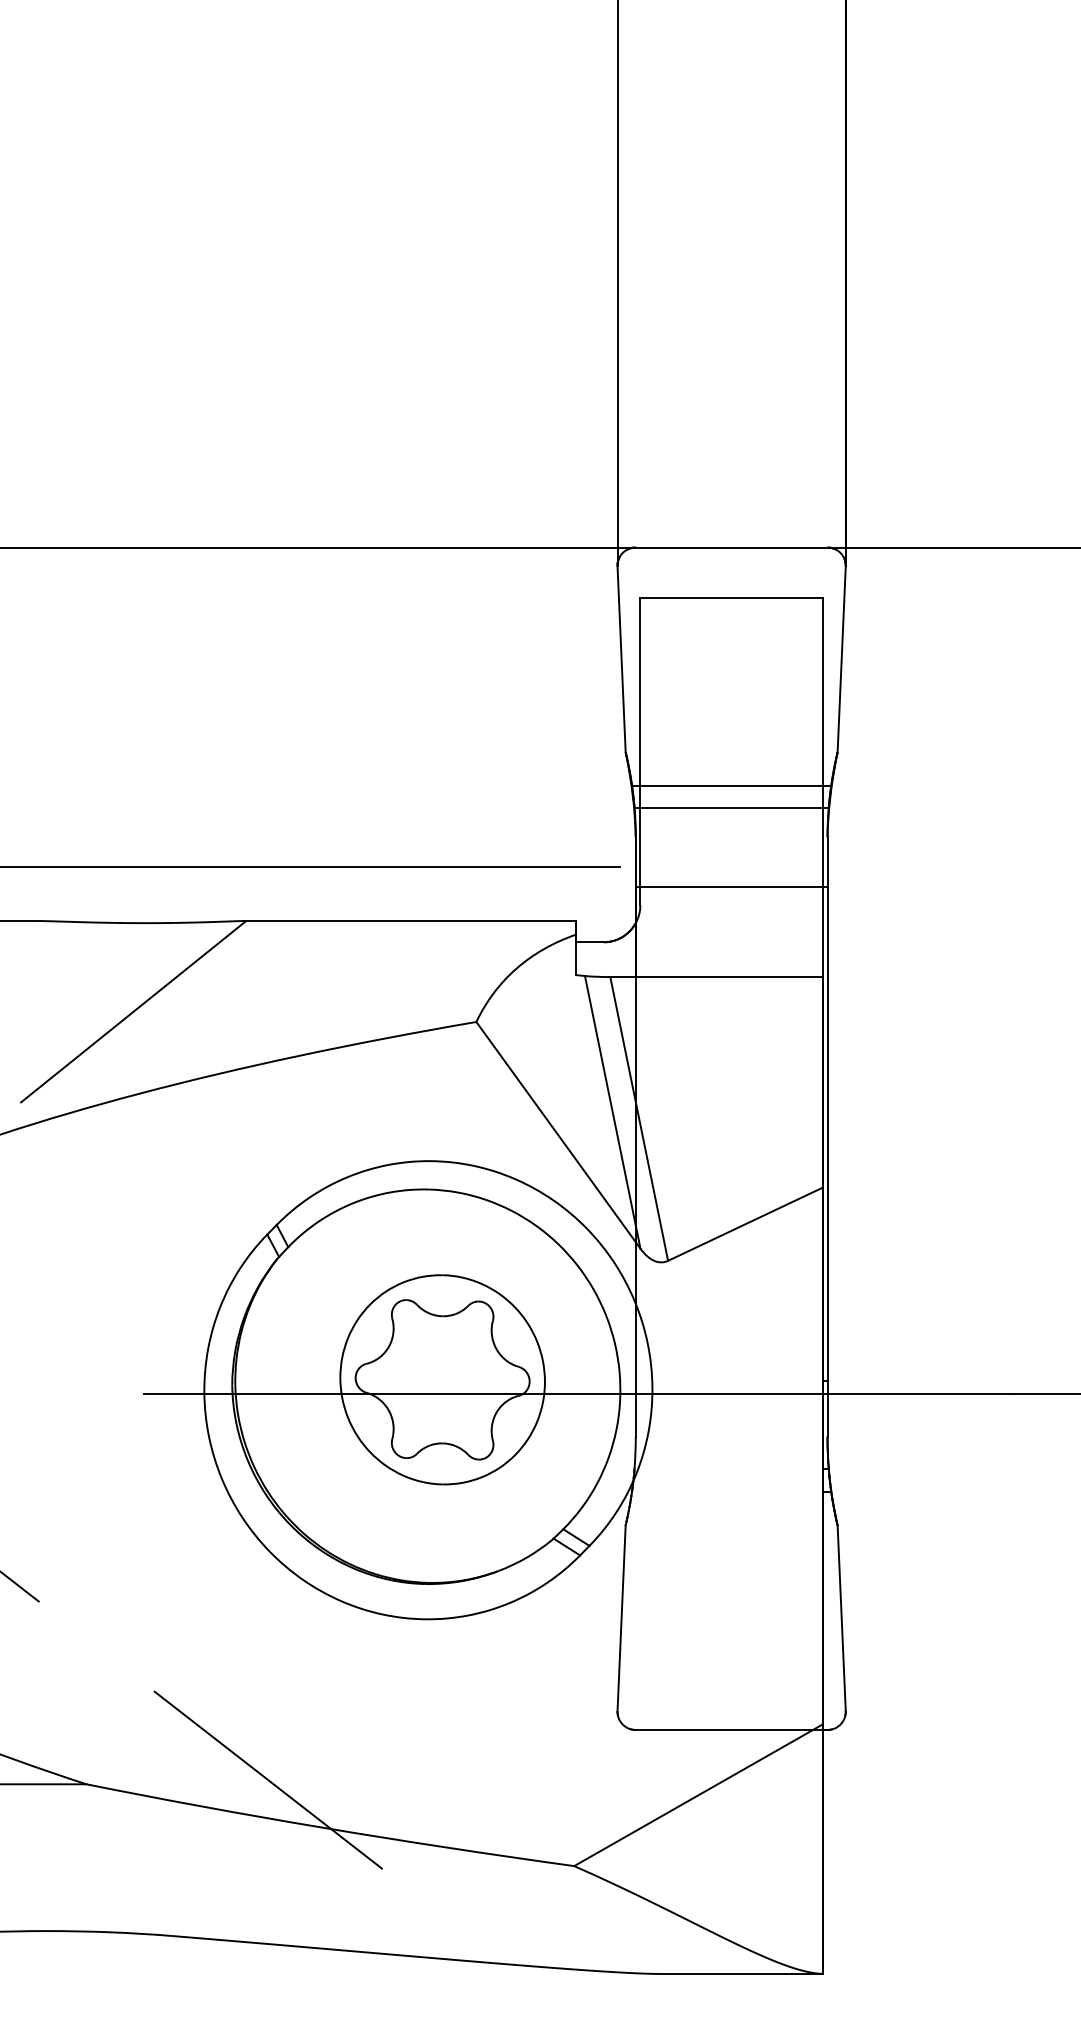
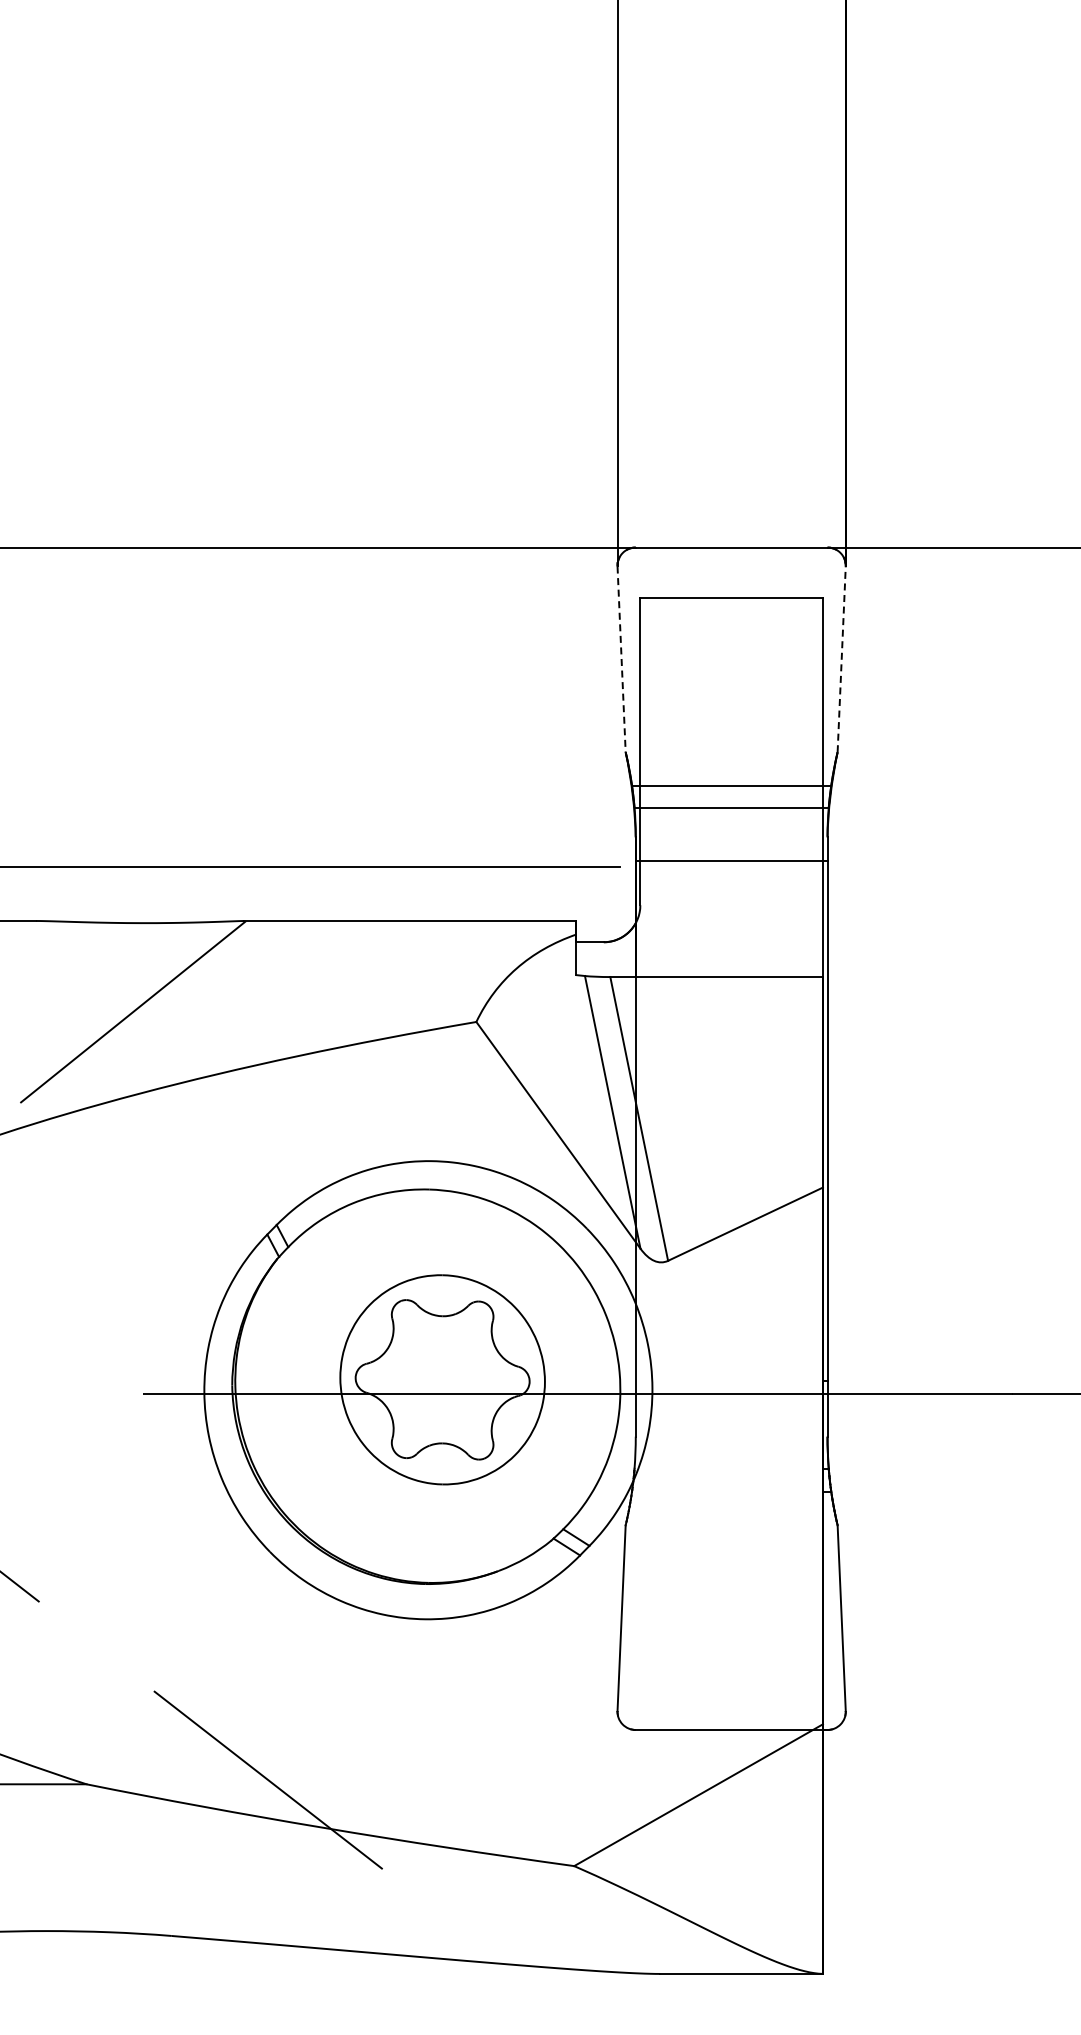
line: solid -> dashed (621, 659)
line: solid -> dashed (841, 659)
line position: (731, 887) -> (731, 861) (731, 861)
